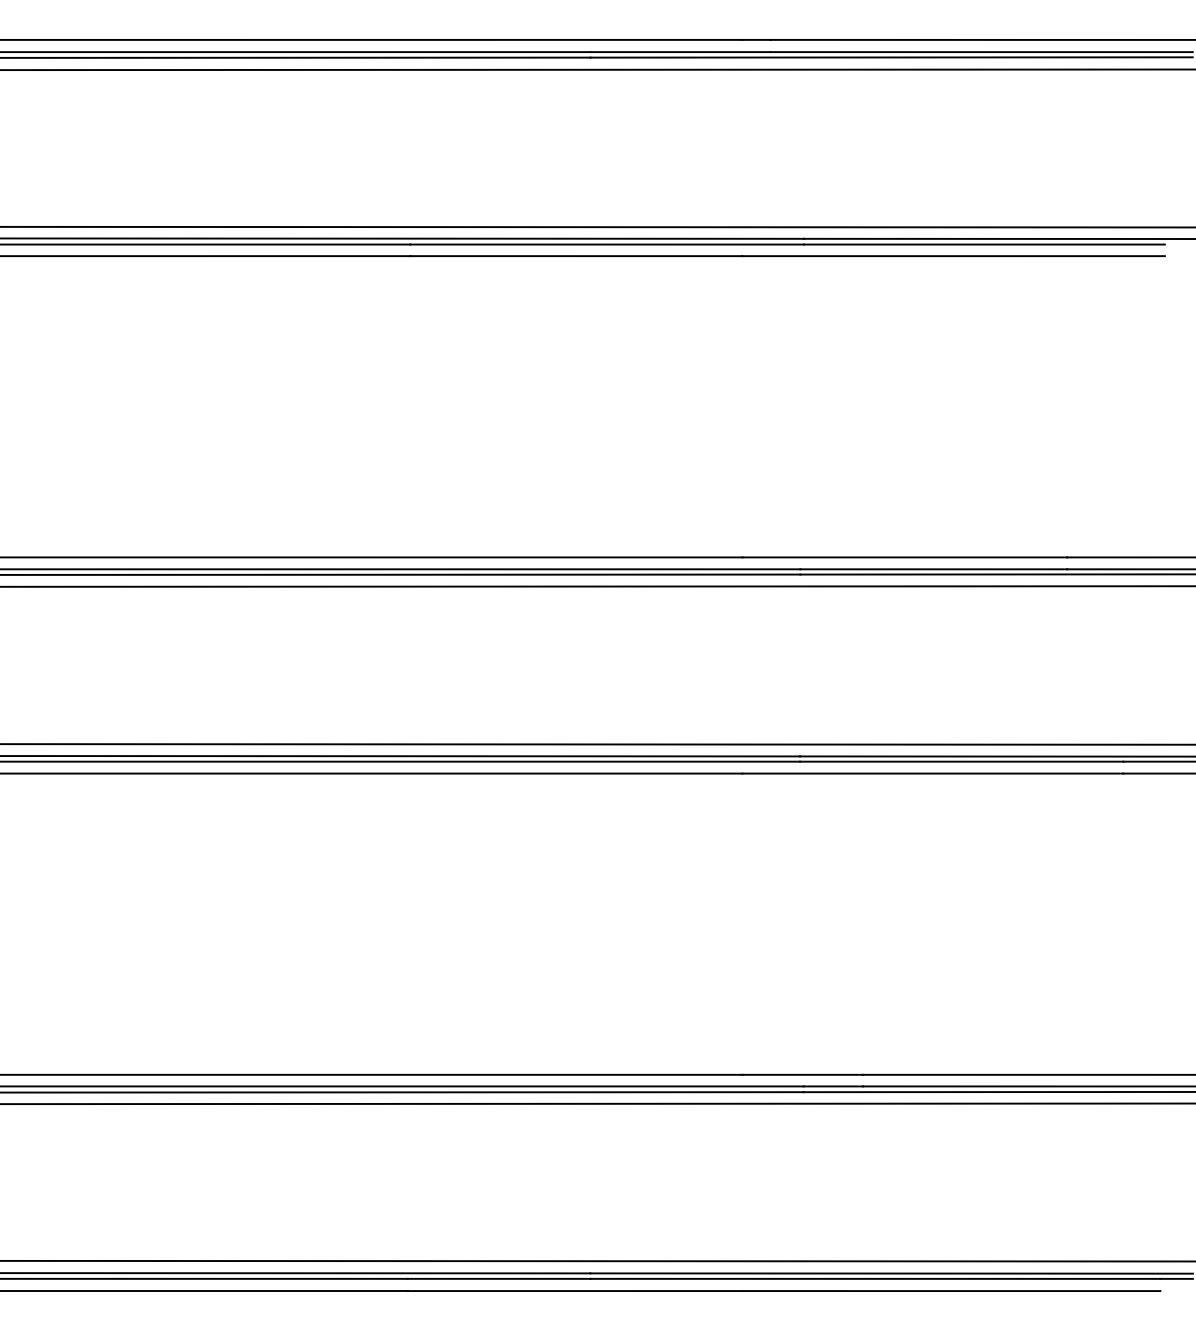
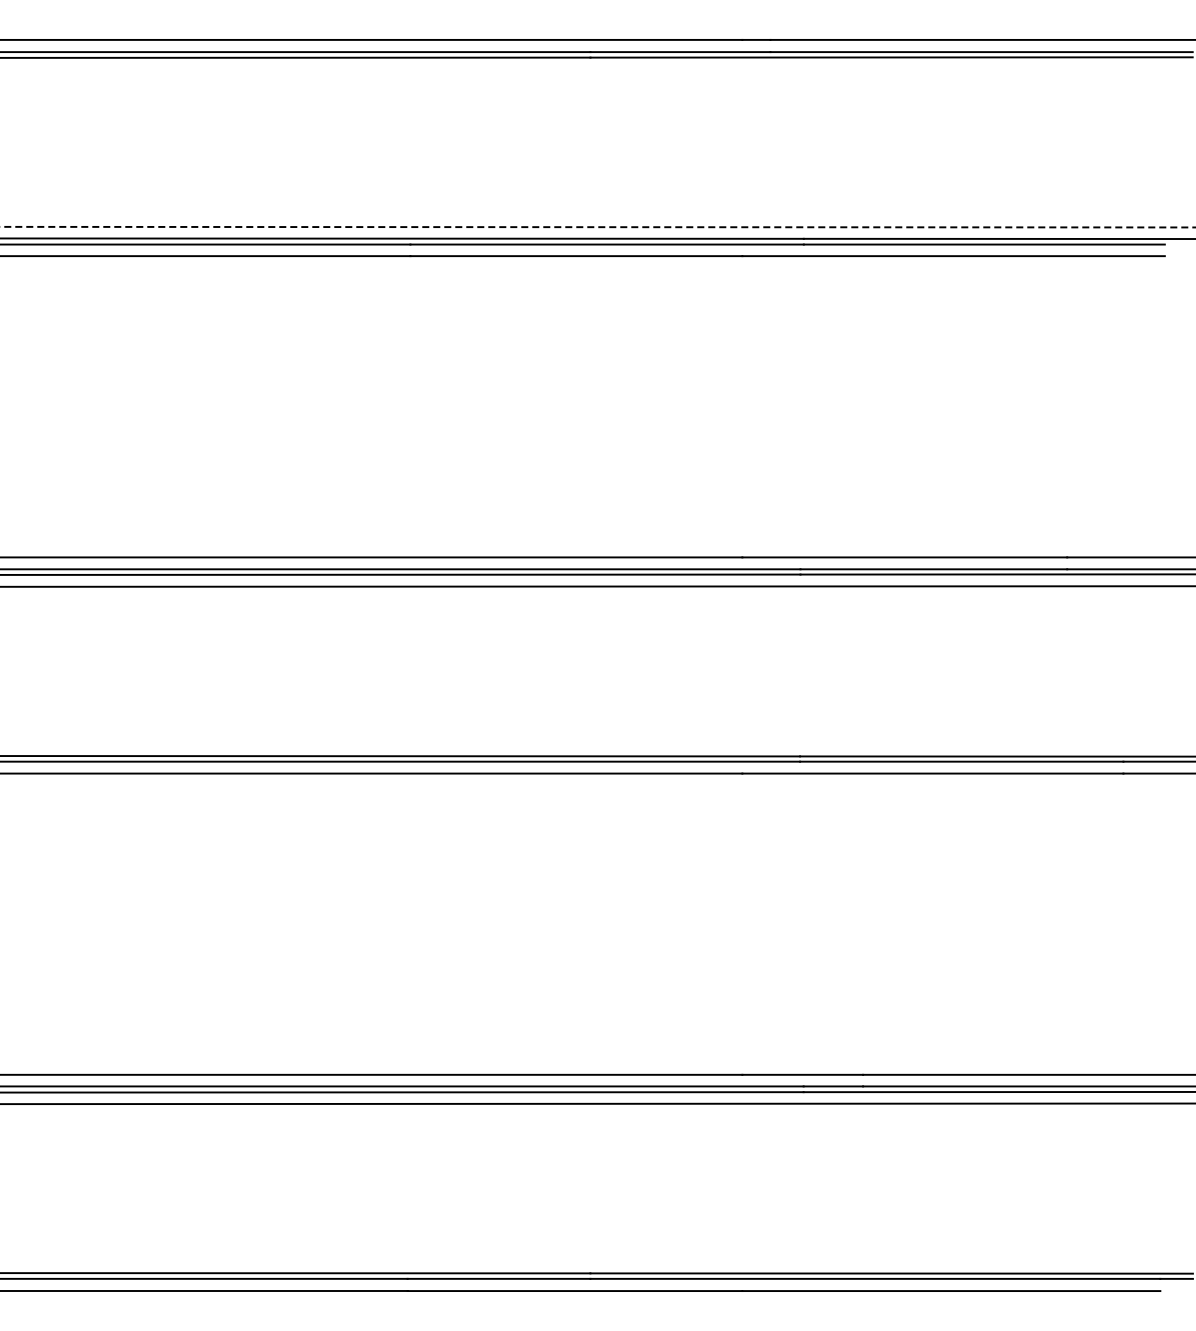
line: present -> none (597, 69)
line: solid -> dashed (598, 227)
line: present -> none (597, 744)
line: present -> none (597, 1260)
